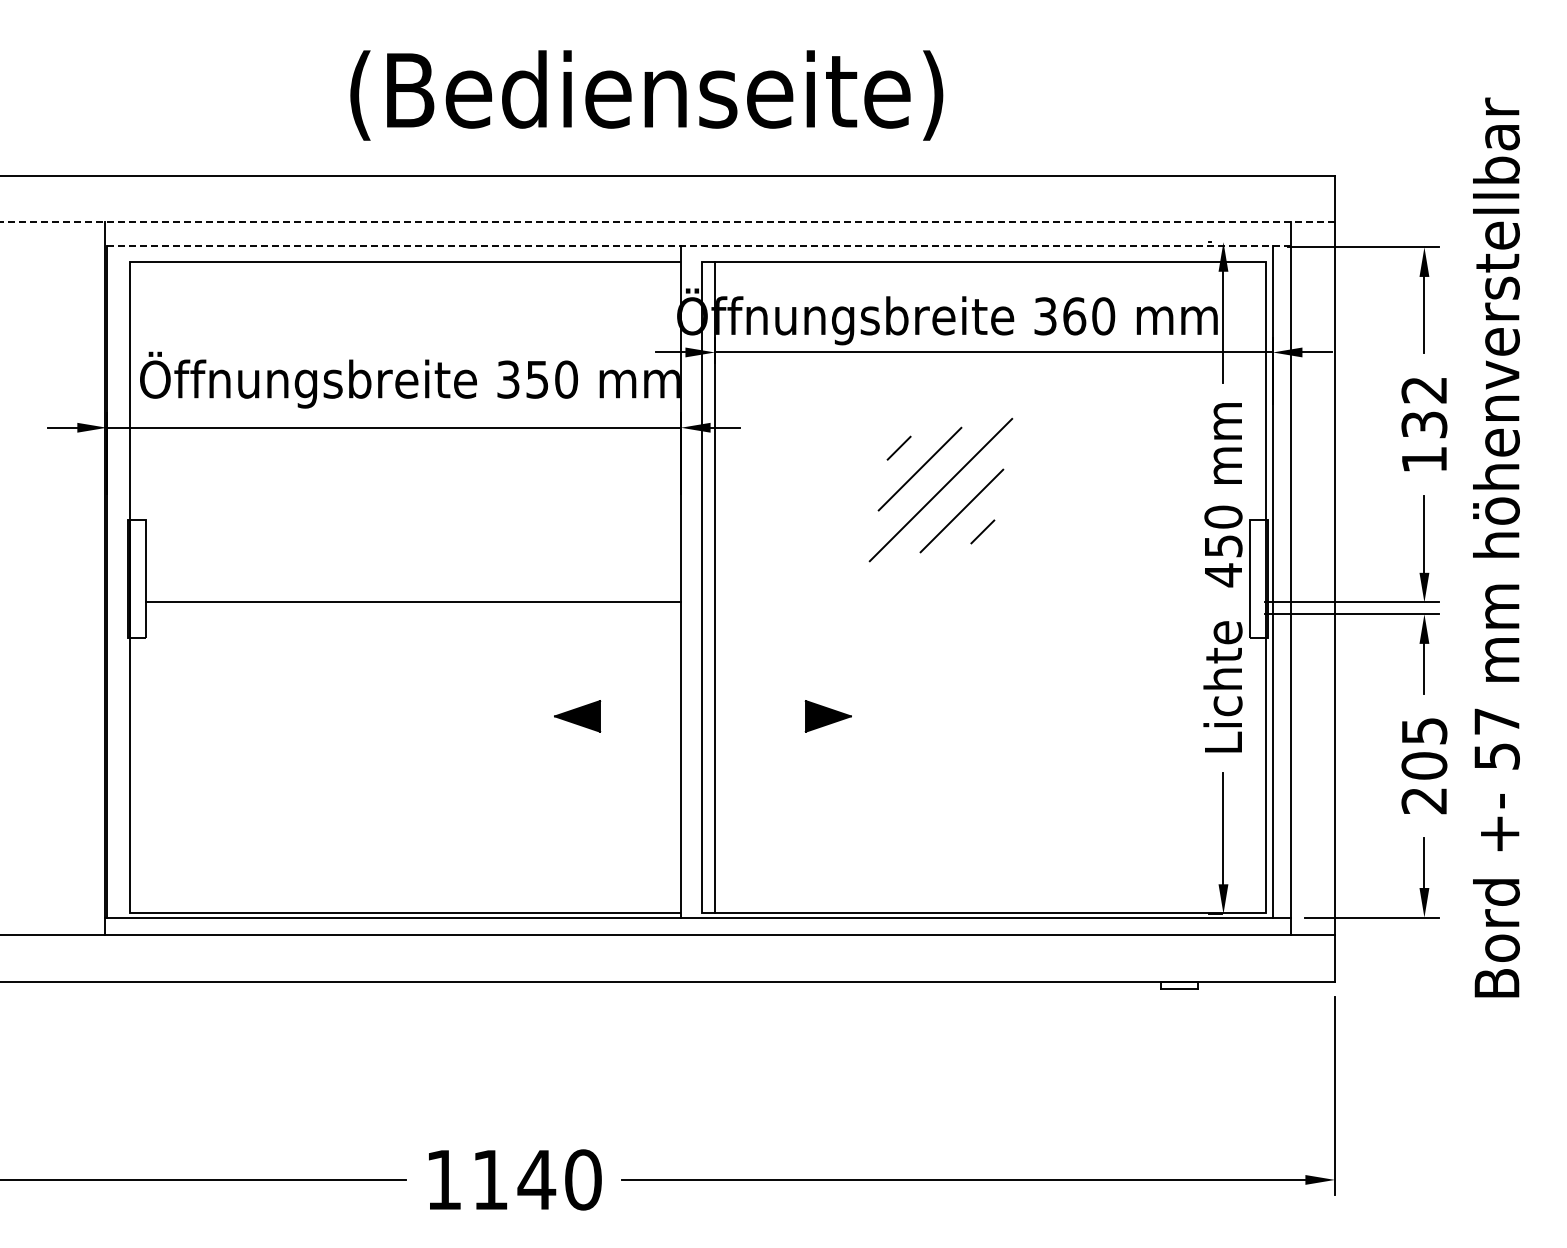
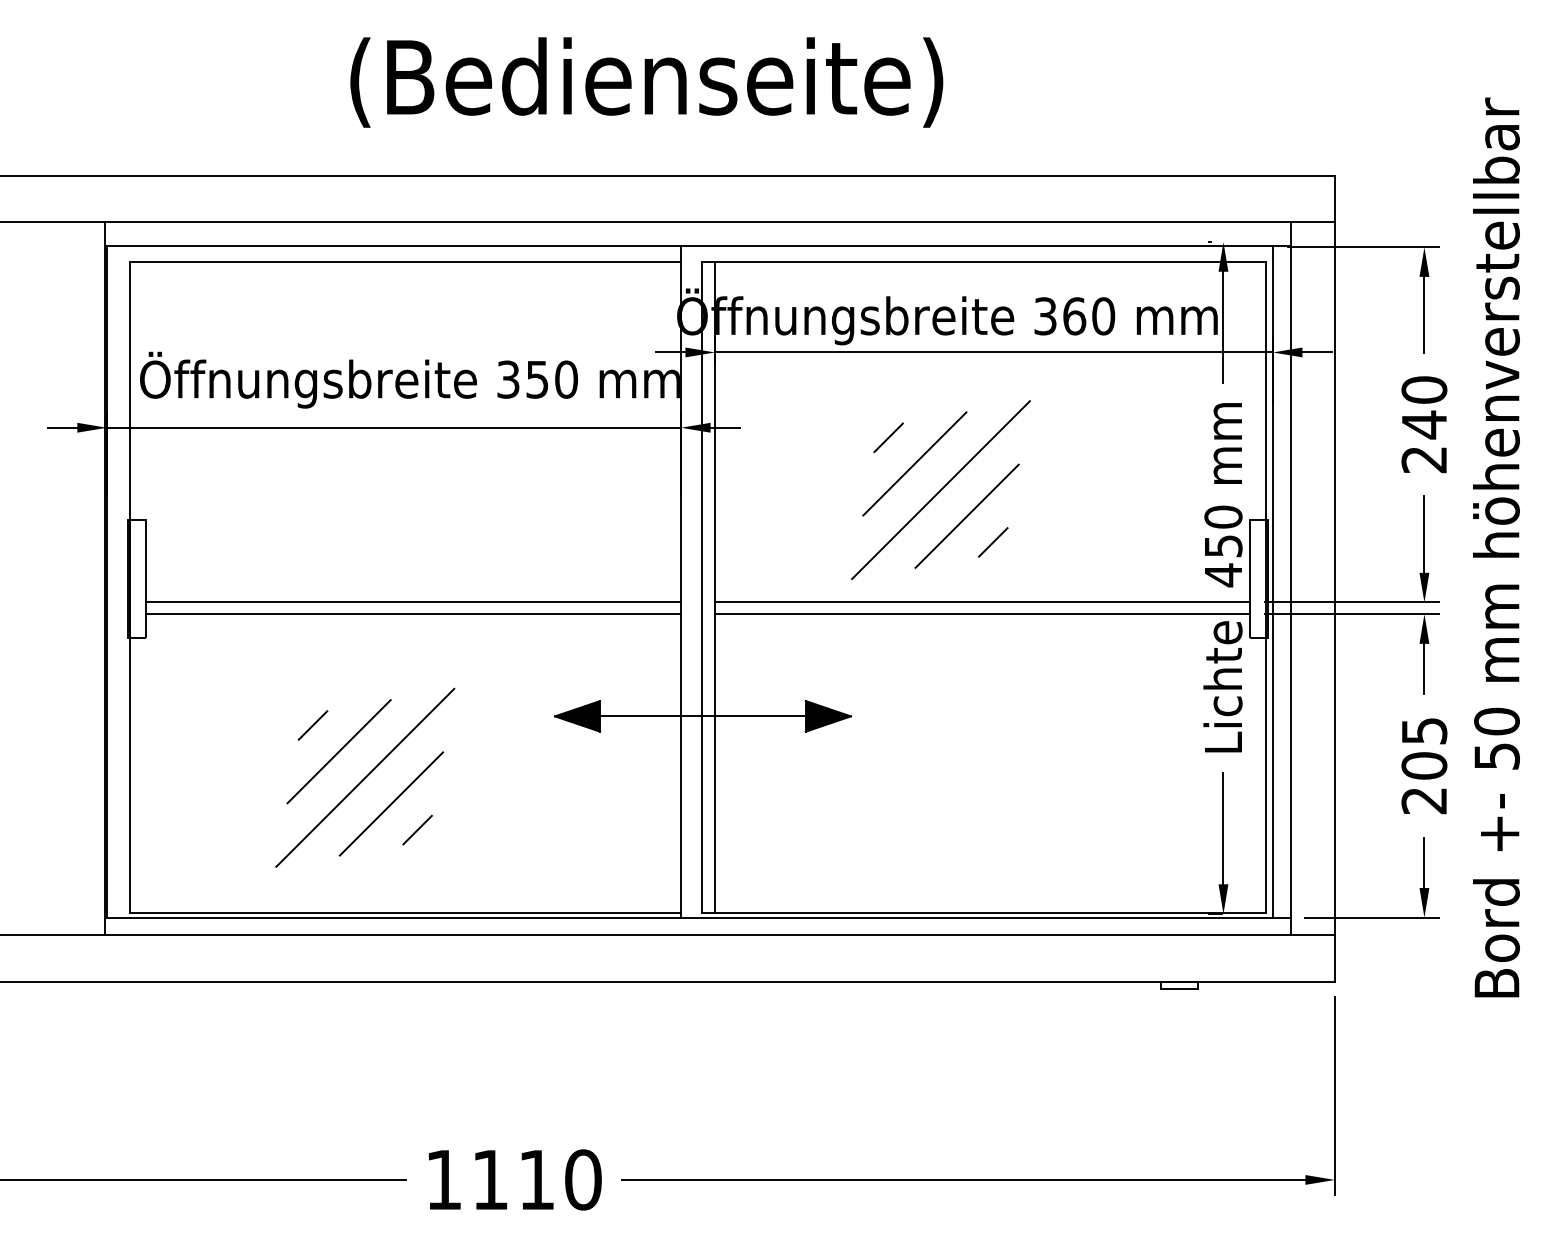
text position: (646, 95) -> (646, 82) (646, 82)
line: dashed -> solid (667, 222)
line: dashed -> solid (698, 245)
text: 132 -> 240 (1424, 424)
part size: 146x146 px -> 180x180 px (940, 489)
line: none -> present (982, 602)
line: none -> present (413, 614)
line: none -> present (982, 614)
line: none -> present (702, 716)
text: 57 -> 50 (1496, 721)
part: none -> present (365, 777)
text: 1140 -> 1110 (536, 1179)
